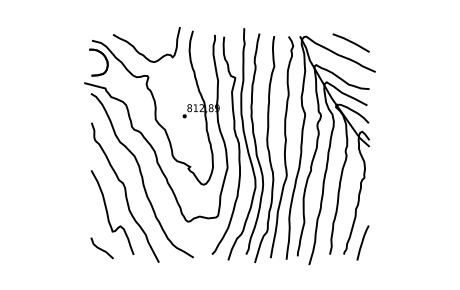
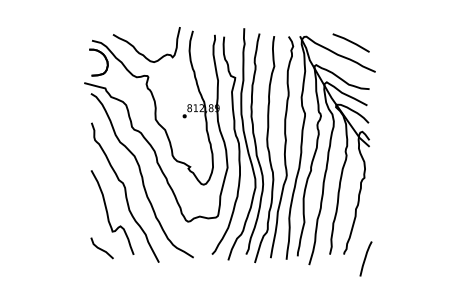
line position: (362, 242) -> (365, 258) (365, 258)
